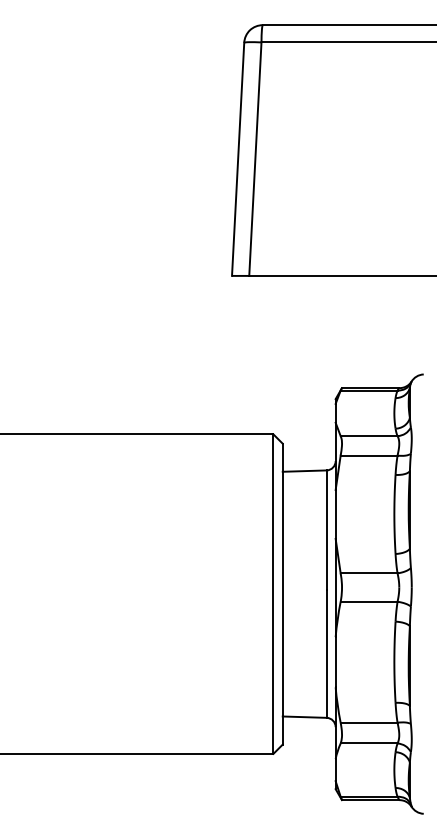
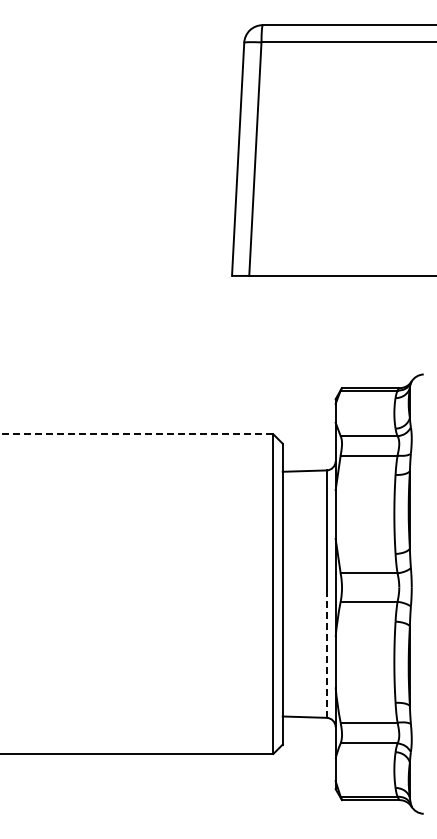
line: solid -> dashed (136, 434)
line: solid -> dashed (326, 654)
